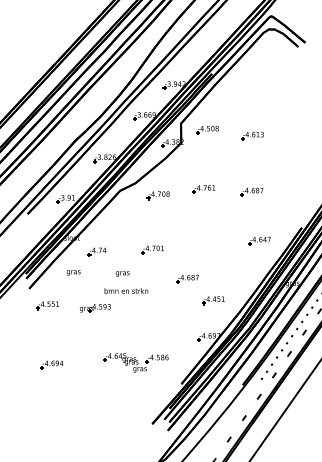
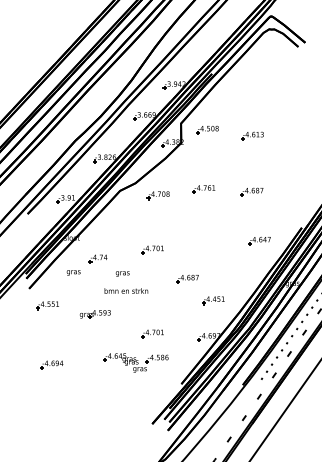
part position: (96, 251) -> (97, 258) (97, 258)
part position: (94, 308) -> (94, 314) (94, 314)
part: none -> present (152, 333)
